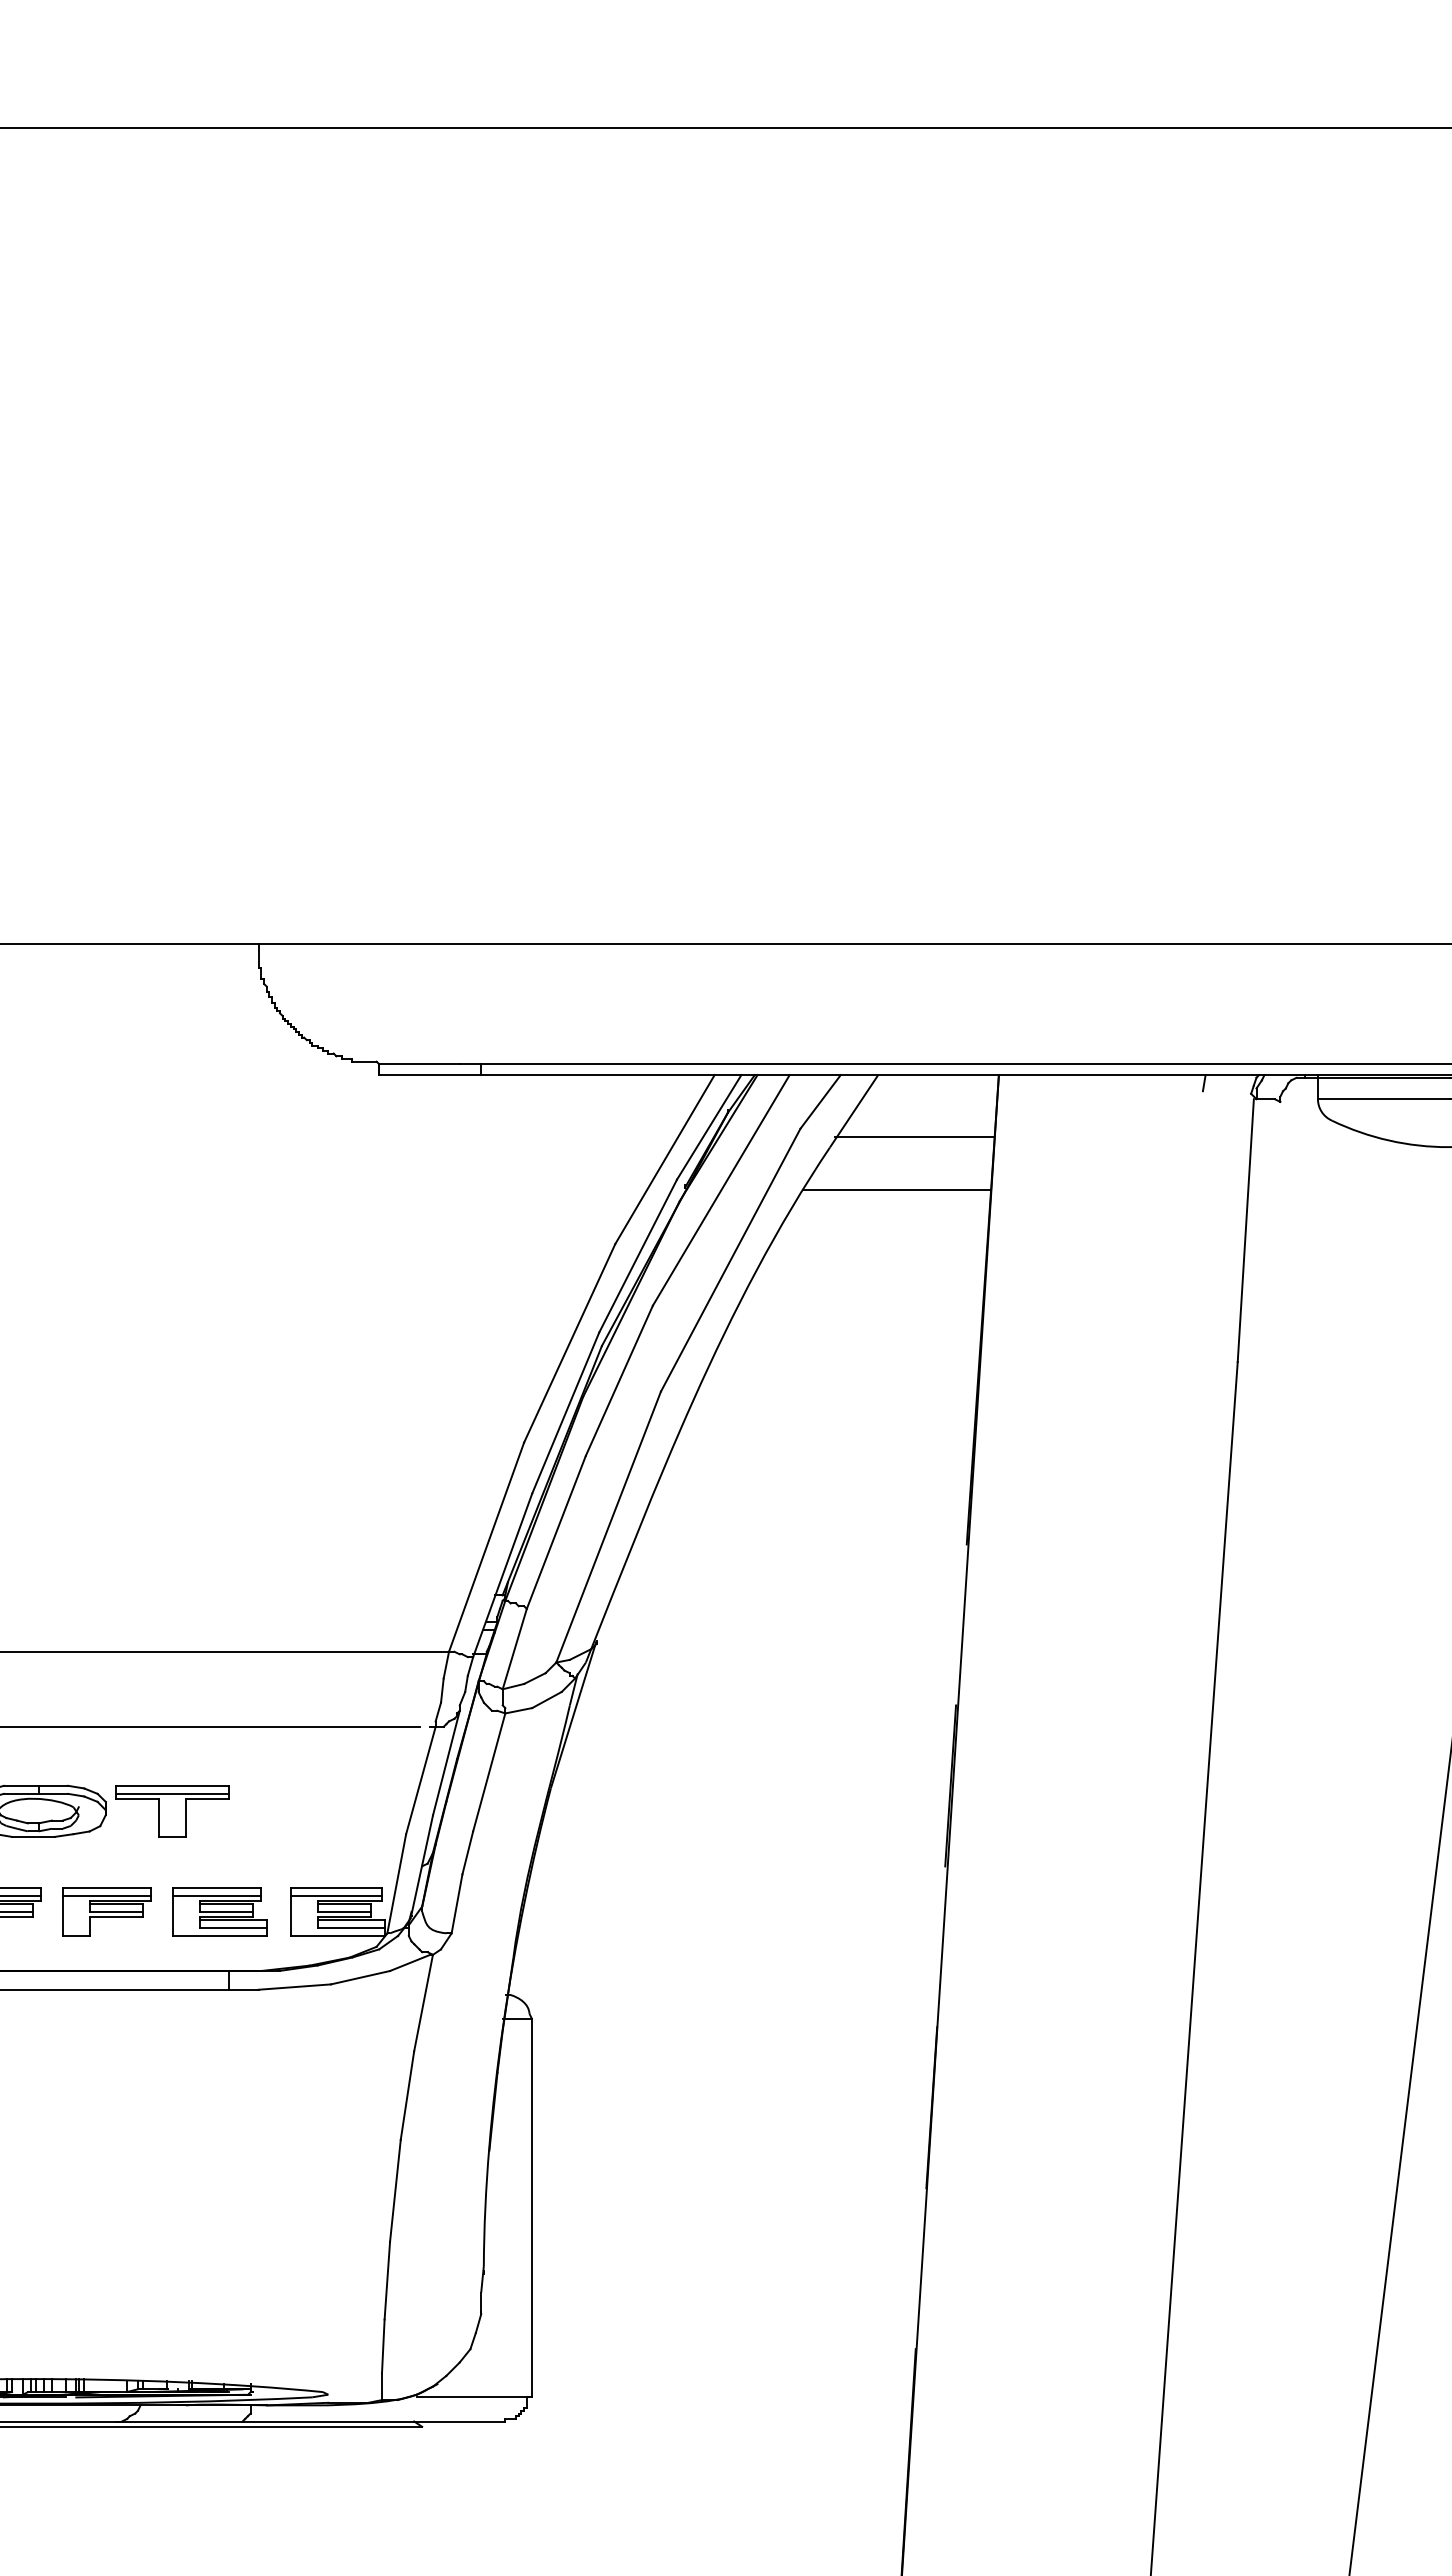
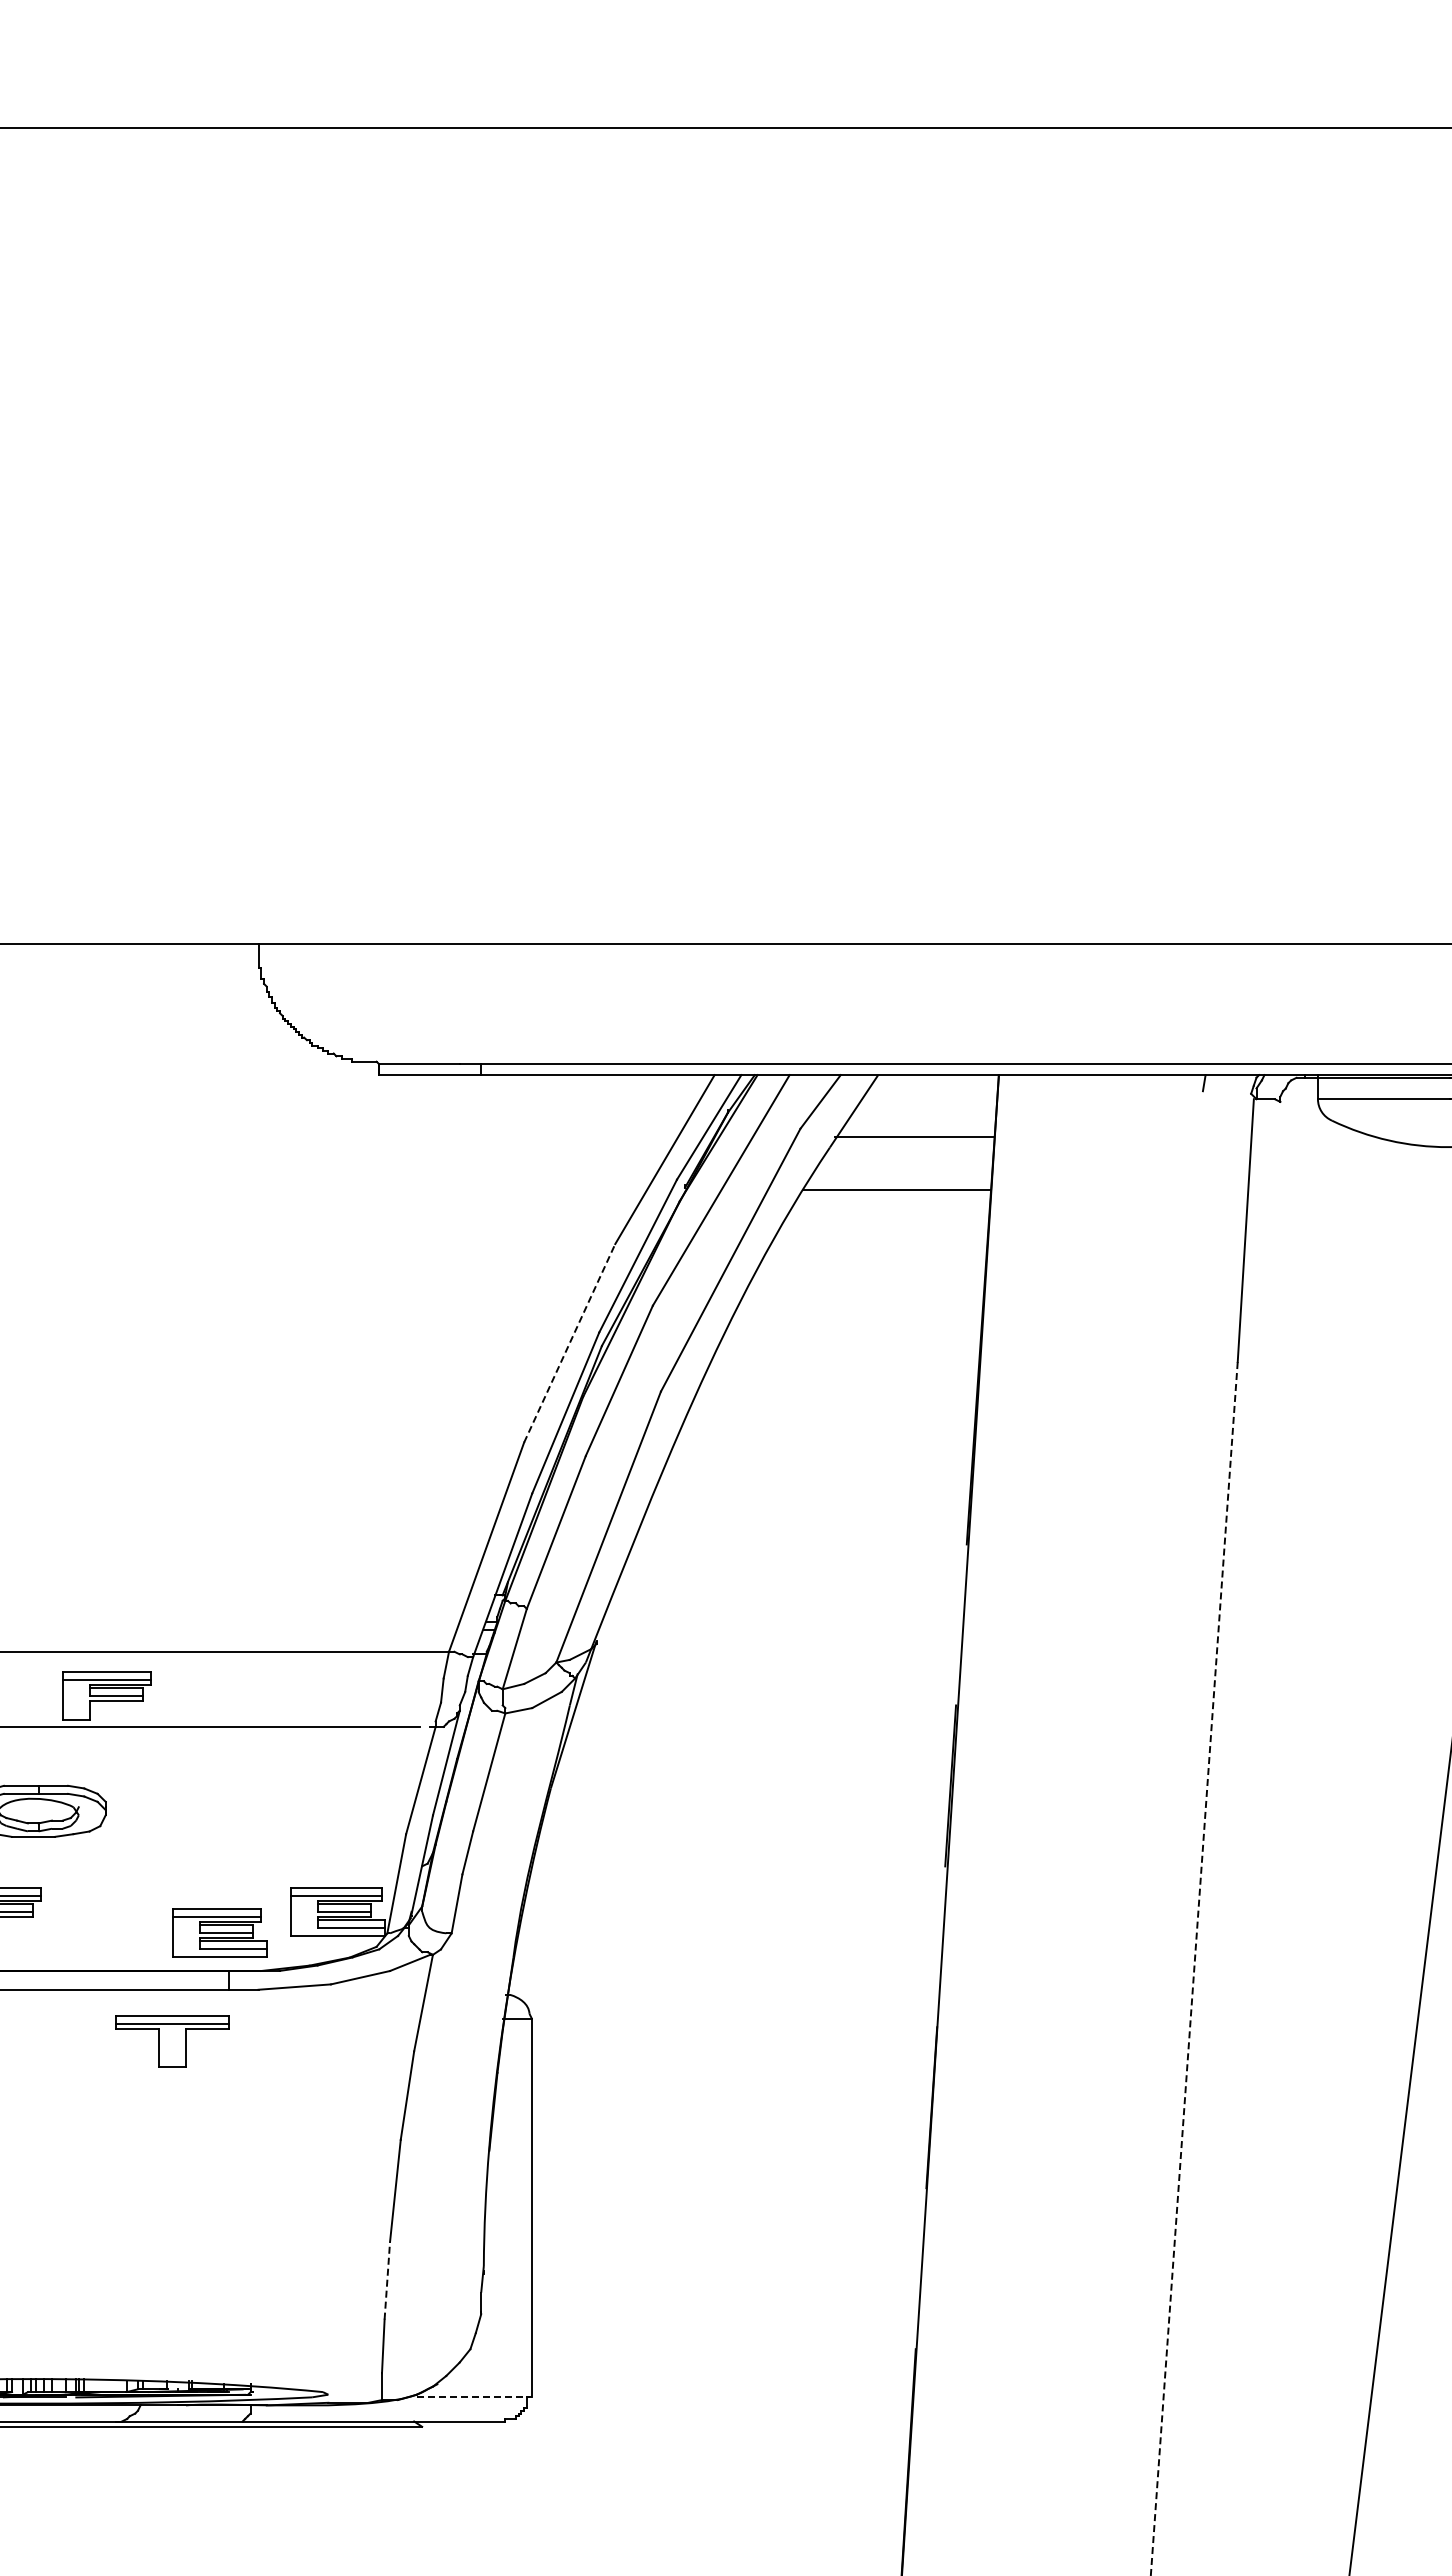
line: solid -> dashed (569, 1342)
part position: (172, 1811) -> (172, 2041) (172, 2041)
part position: (106, 1911) -> (106, 1695) (106, 1695)
part position: (219, 1911) -> (219, 1932) (219, 1932)
line: solid -> dashed (1194, 1969)
line: solid -> dashed (387, 2280)
line: solid -> dashed (474, 2397)
